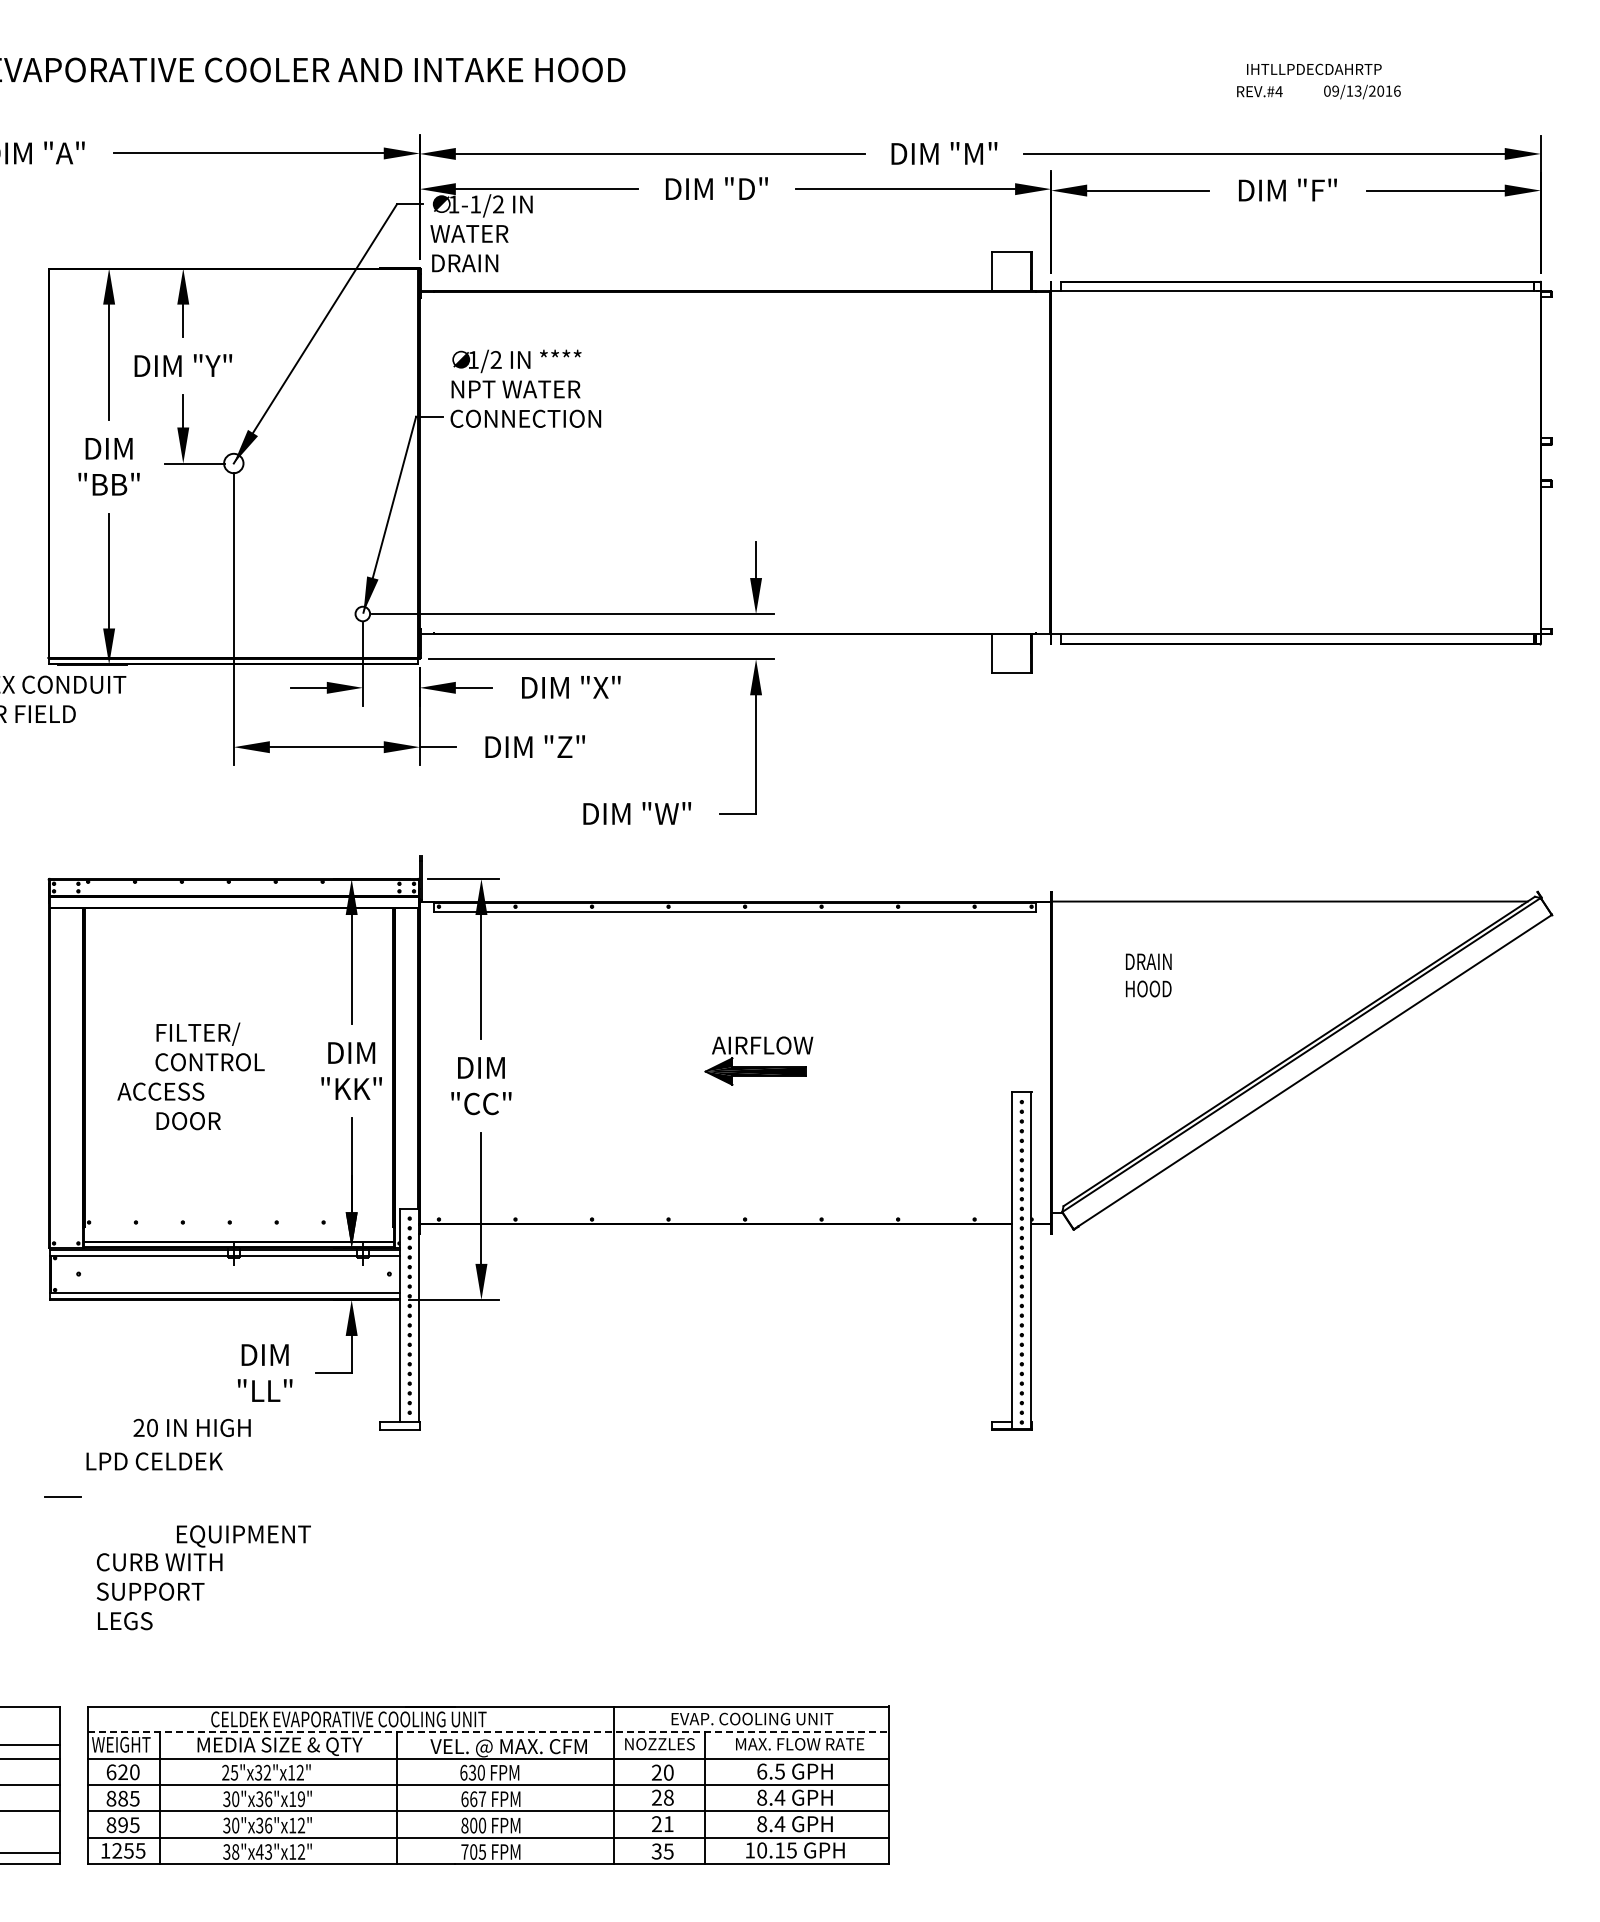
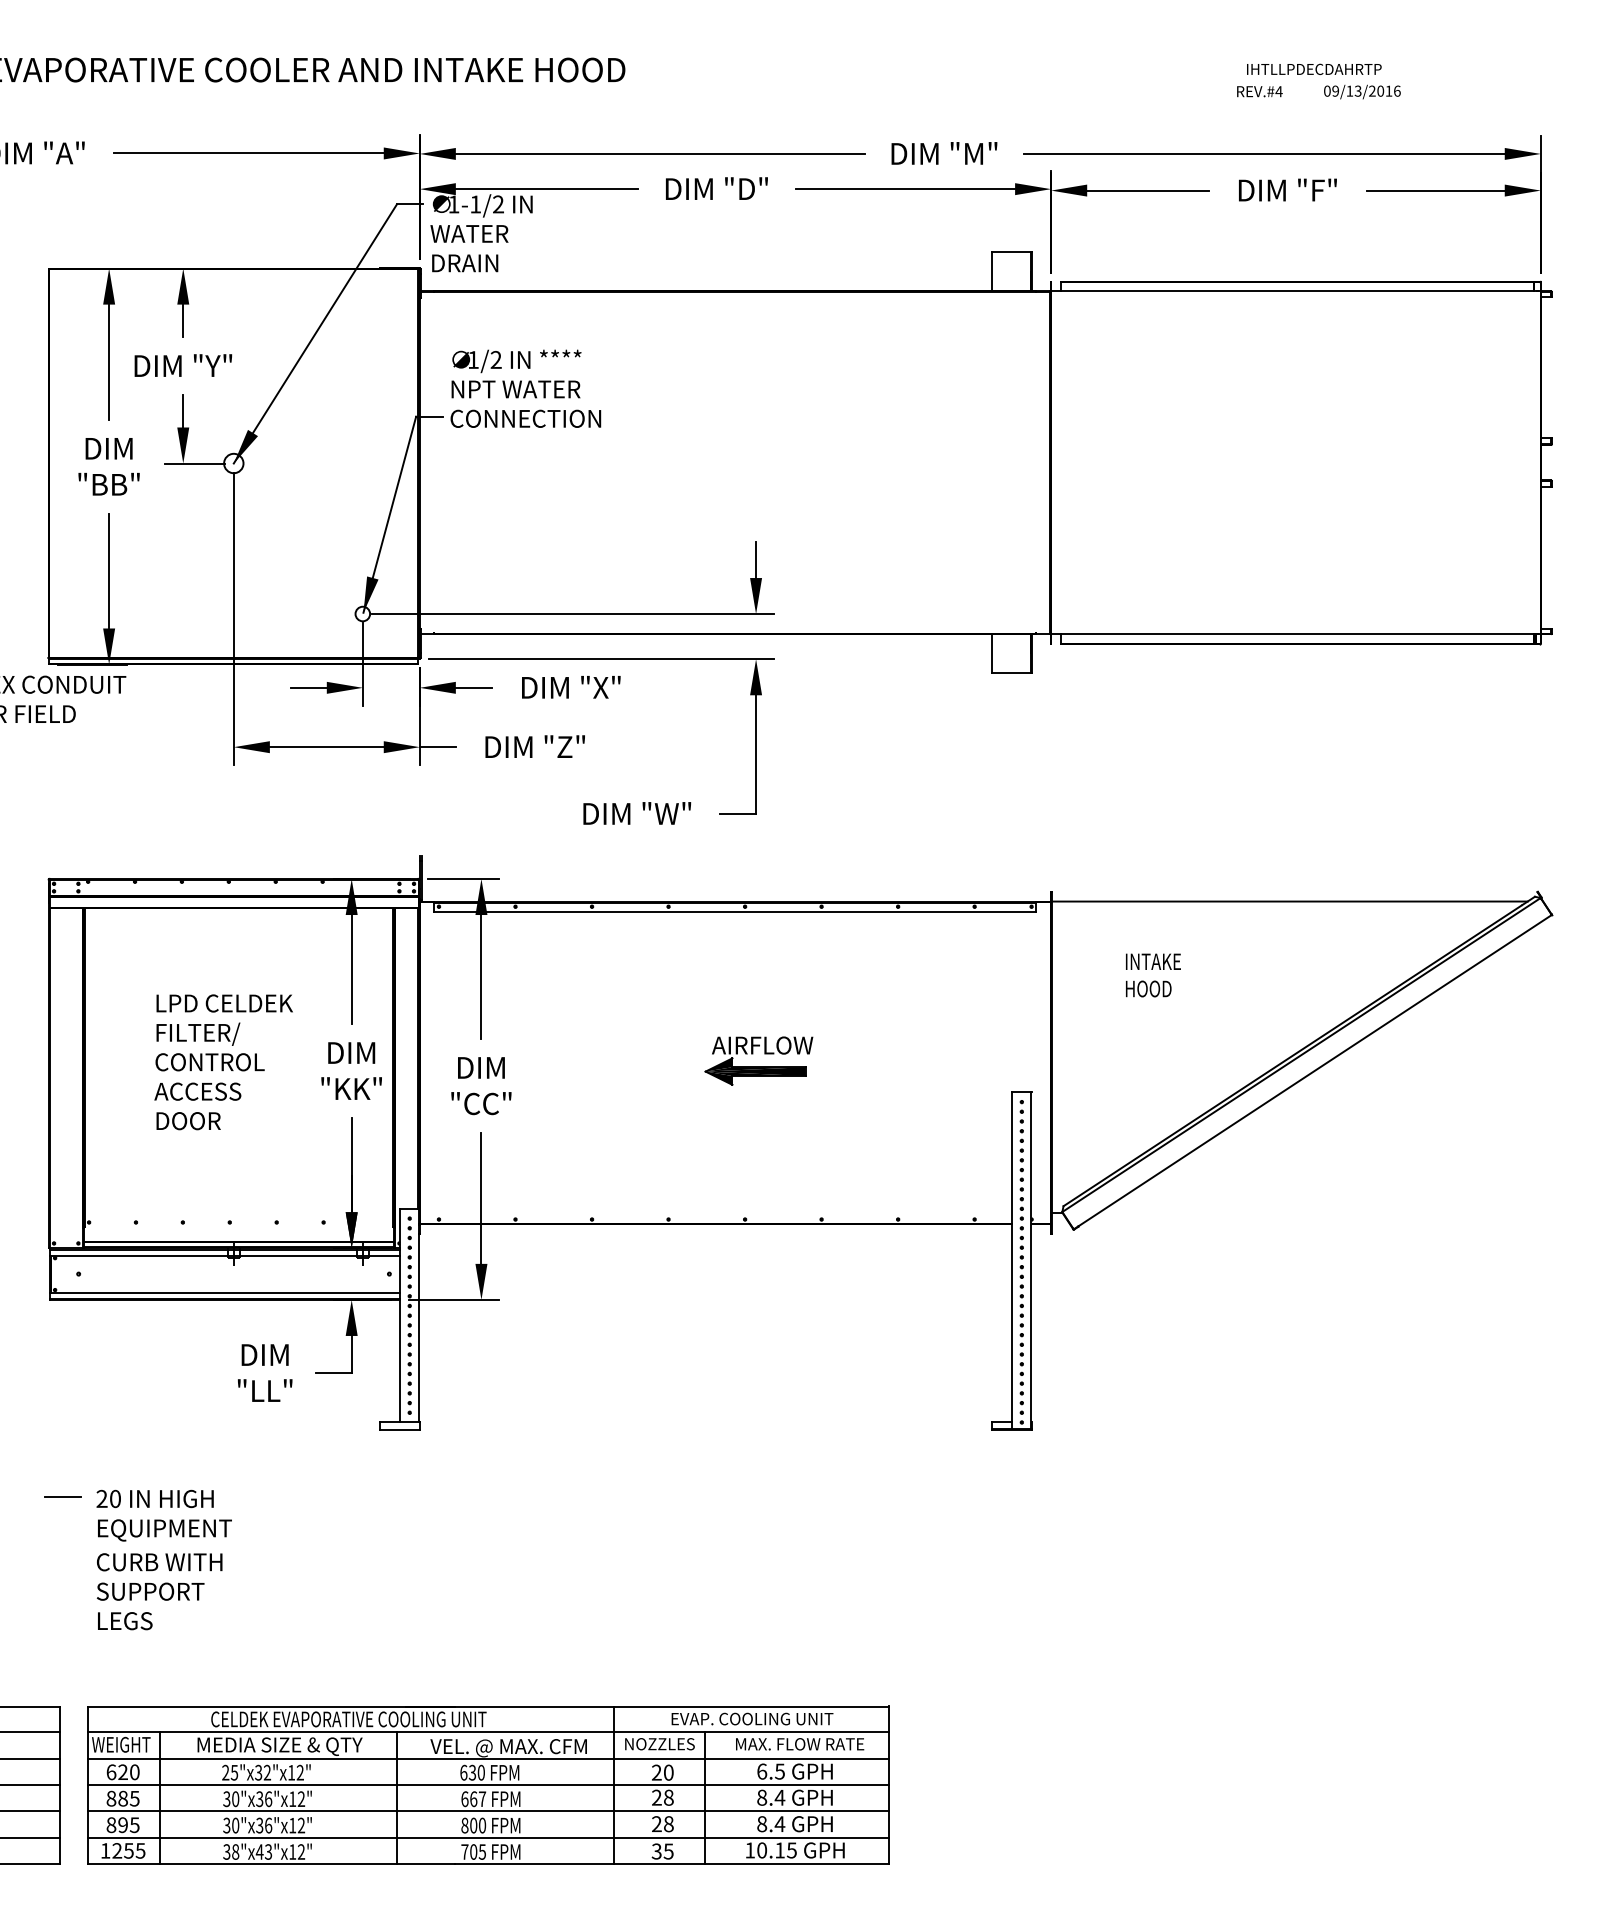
text: DRAIN -> INTAKE (1153, 961)
text position: (160, 1091) -> (197, 1091) (197, 1091)
text position: (191, 1427) -> (154, 1498) (154, 1498)
text position: (154, 1461) -> (224, 1003) (224, 1003)
text position: (243, 1536) -> (164, 1530) (164, 1530)
line: dashed -> solid (488, 1732)
line position: (30, 1745) -> (30, 1732) (30, 1732)
text: 30"x36"x19" -> 30"x36"x12" (301, 1799)
text: 21 -> 28 (668, 1824)
line position: (30, 1852) -> (30, 1837) (30, 1837)
